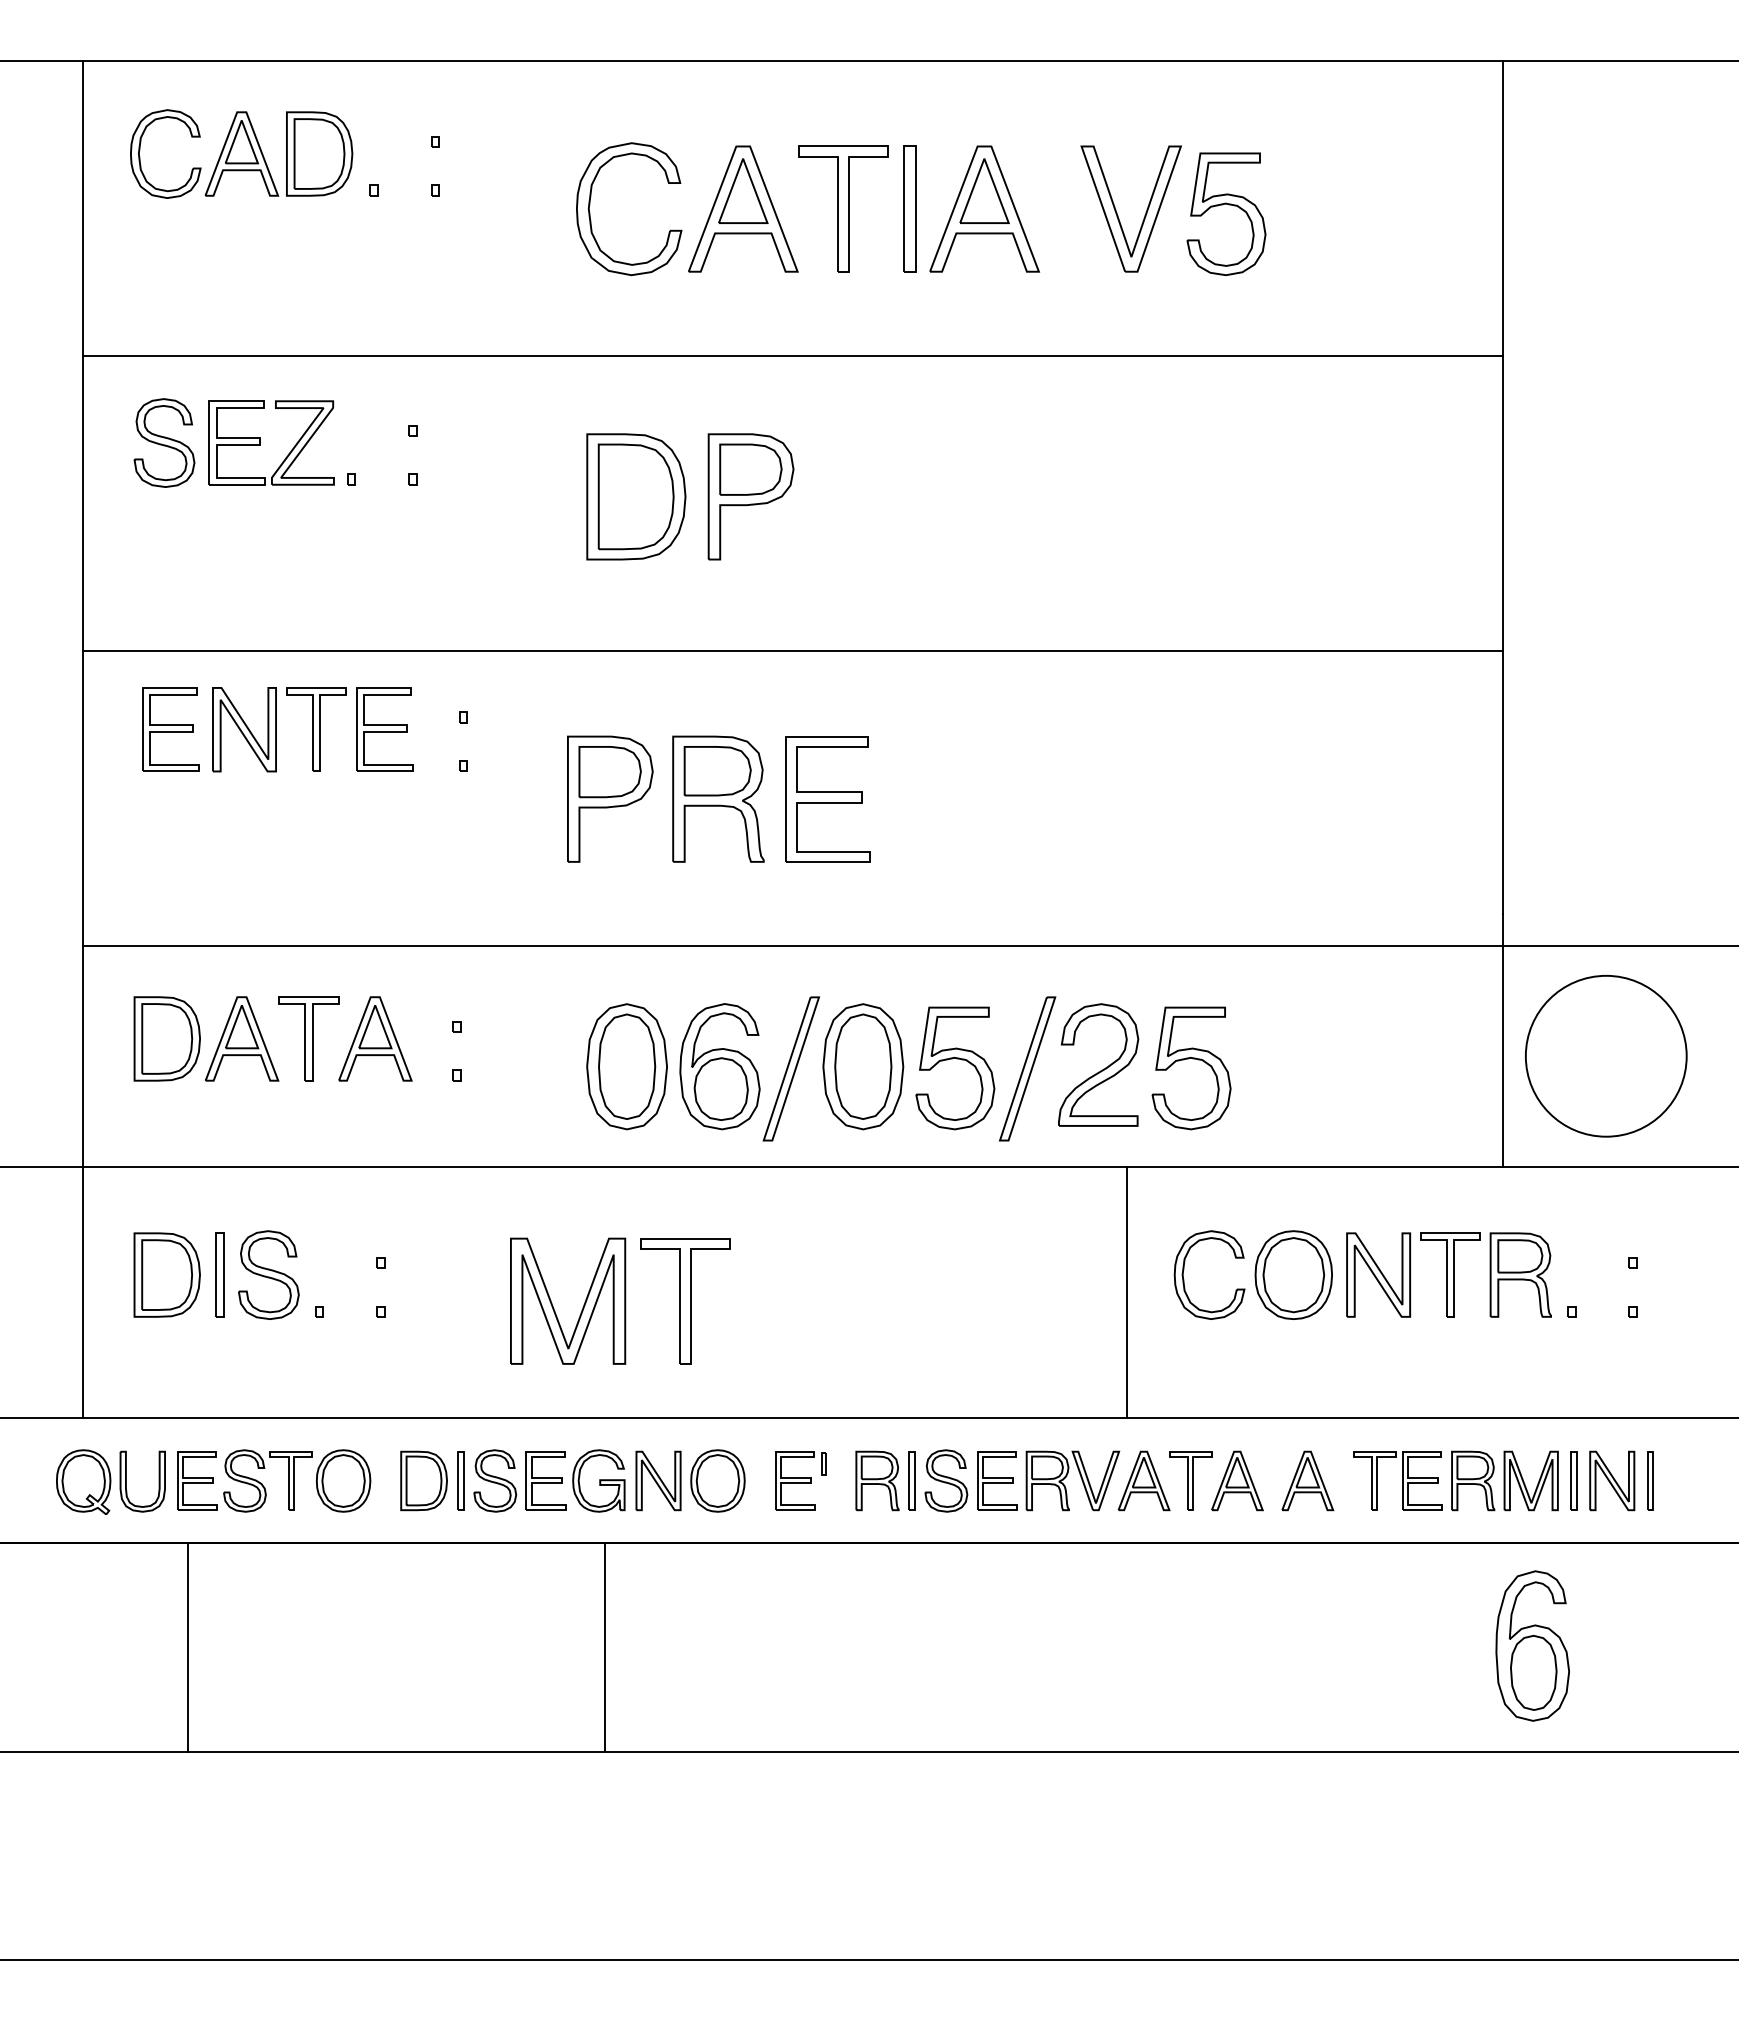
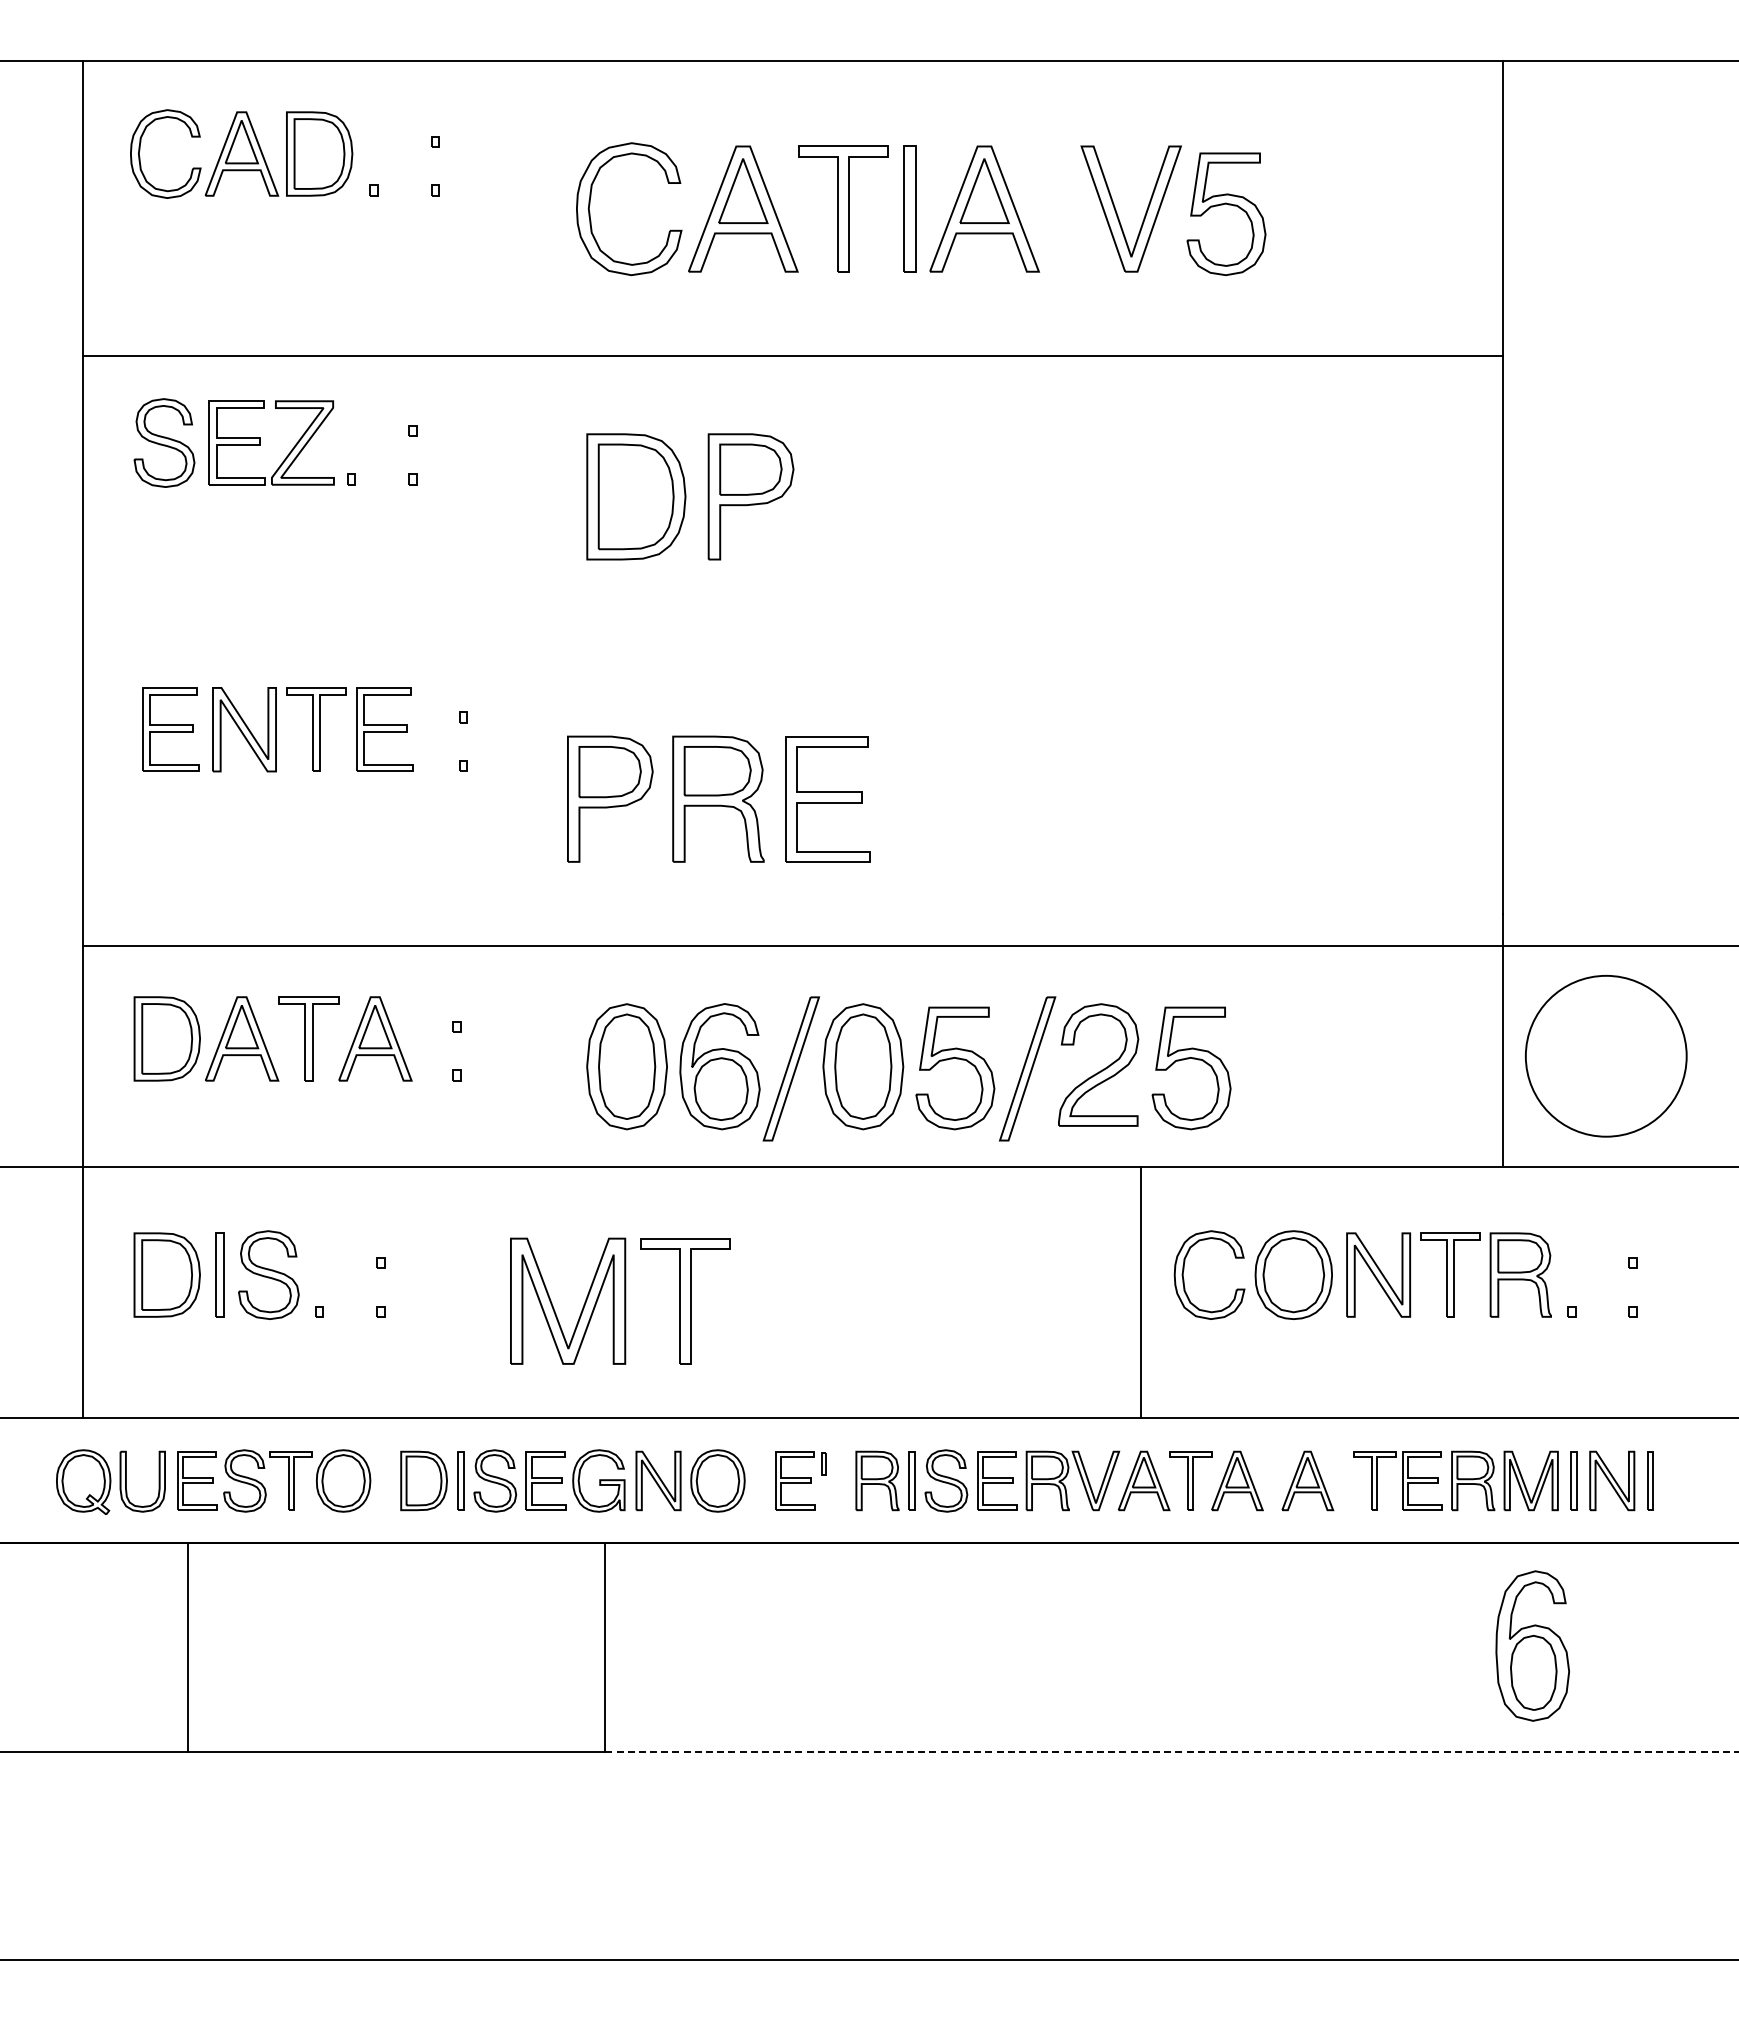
line: present -> none (793, 650)
line position: (1127, 1292) -> (1141, 1292) (1141, 1292)
line: solid -> dashed (1172, 1751)
